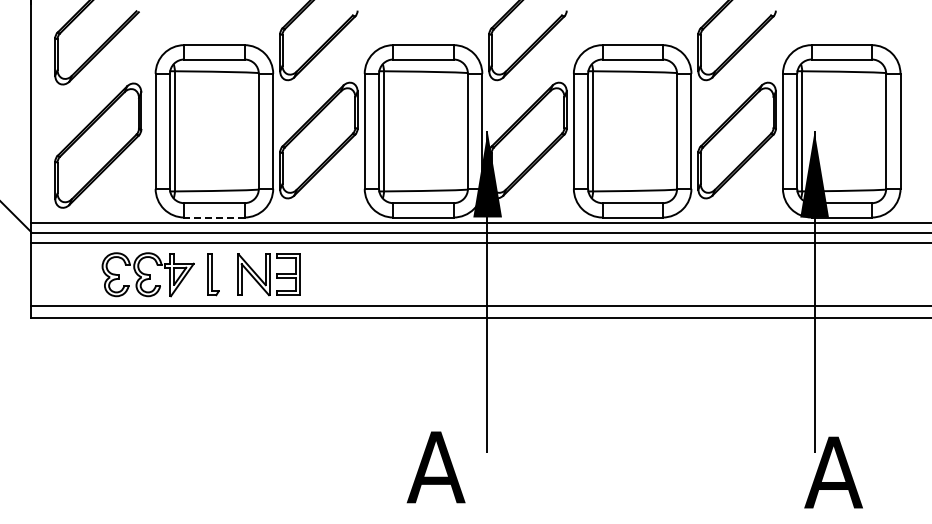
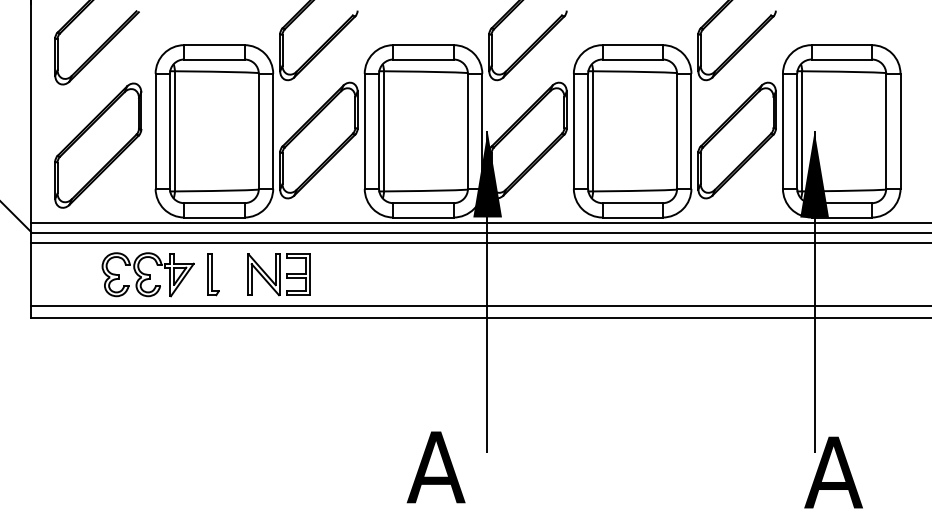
line: dashed -> solid (213, 217)
part position: (268, 274) -> (278, 274) (278, 274)
